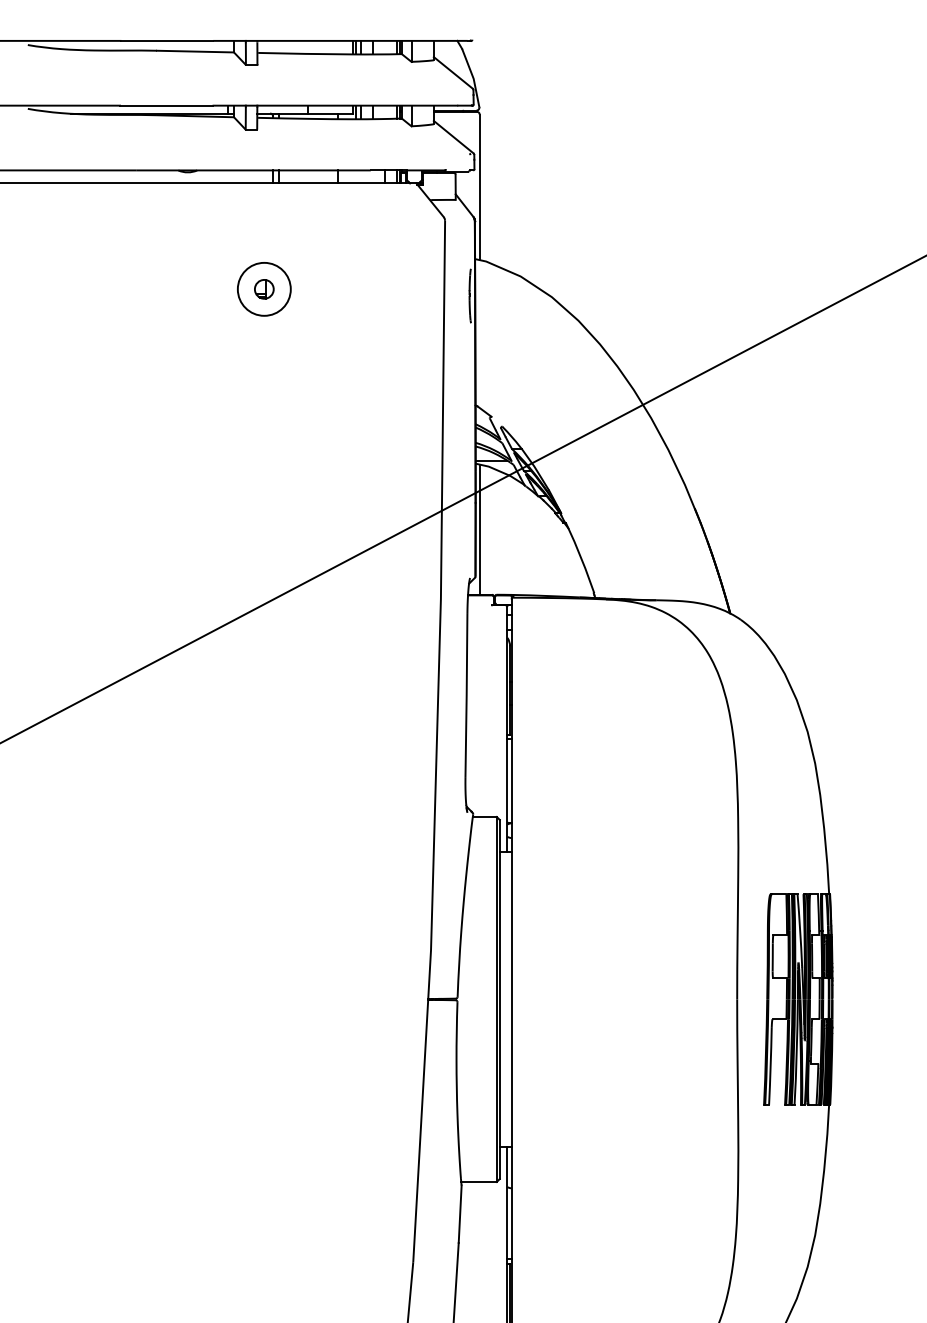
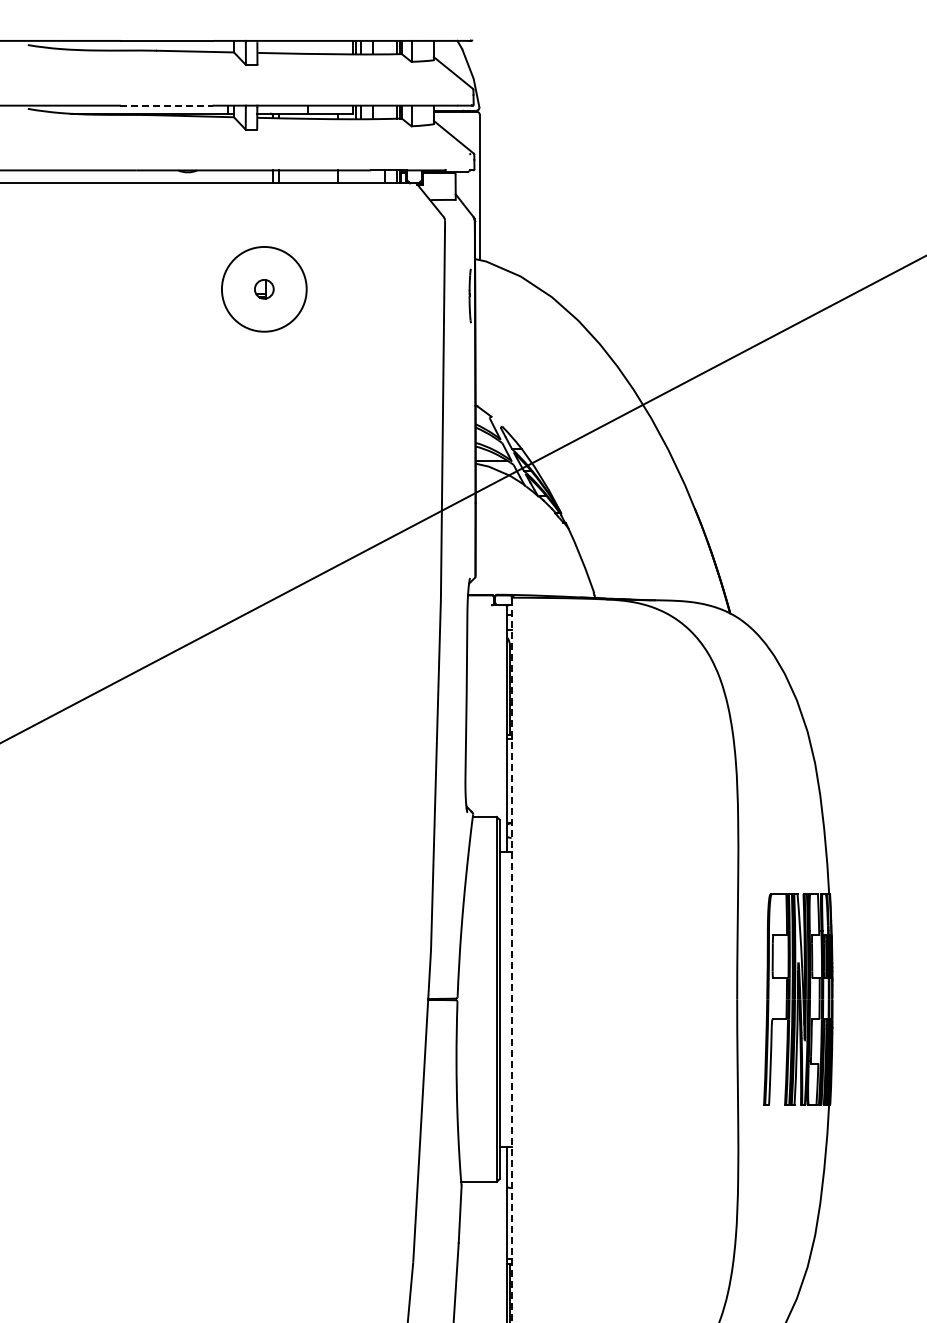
line: solid -> dashed (166, 105)
circle diameter: 53 px -> 85 px (263, 288)
line: present -> none (479, 529)
line: solid -> dashed (511, 960)
